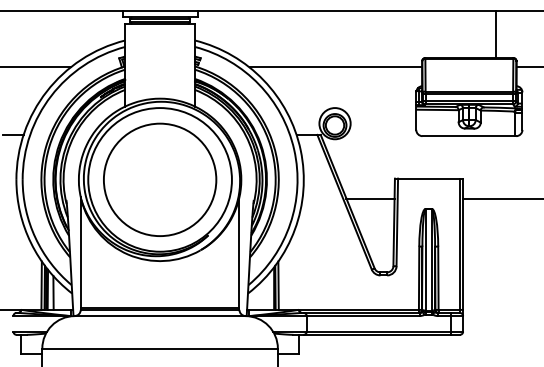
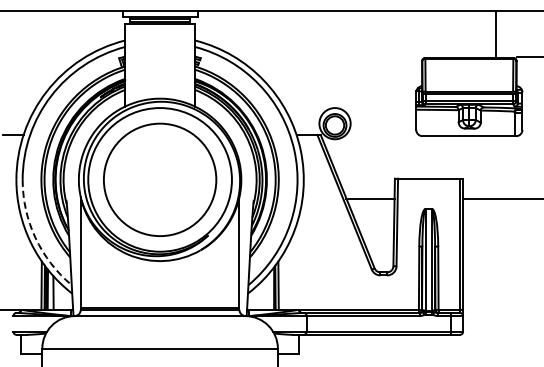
line: present -> none (36, 67)
line: present -> none (335, 67)
line position: (528, 67) -> (528, 57) (528, 57)
arc: solid -> dashed (35, 237)
